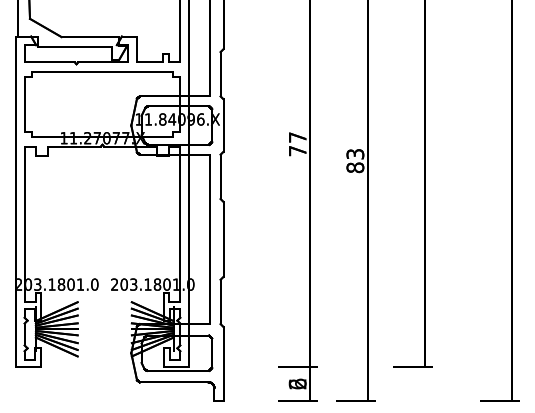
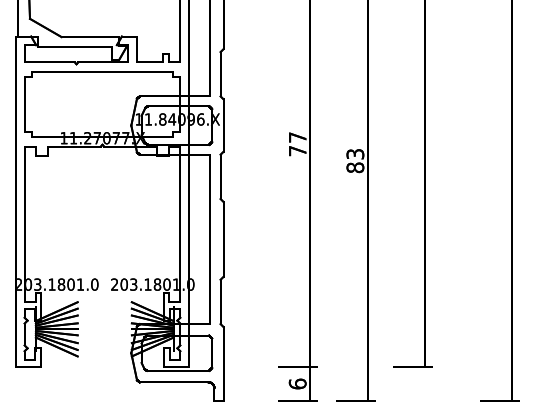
text: 2 -> 6 (297, 383)
